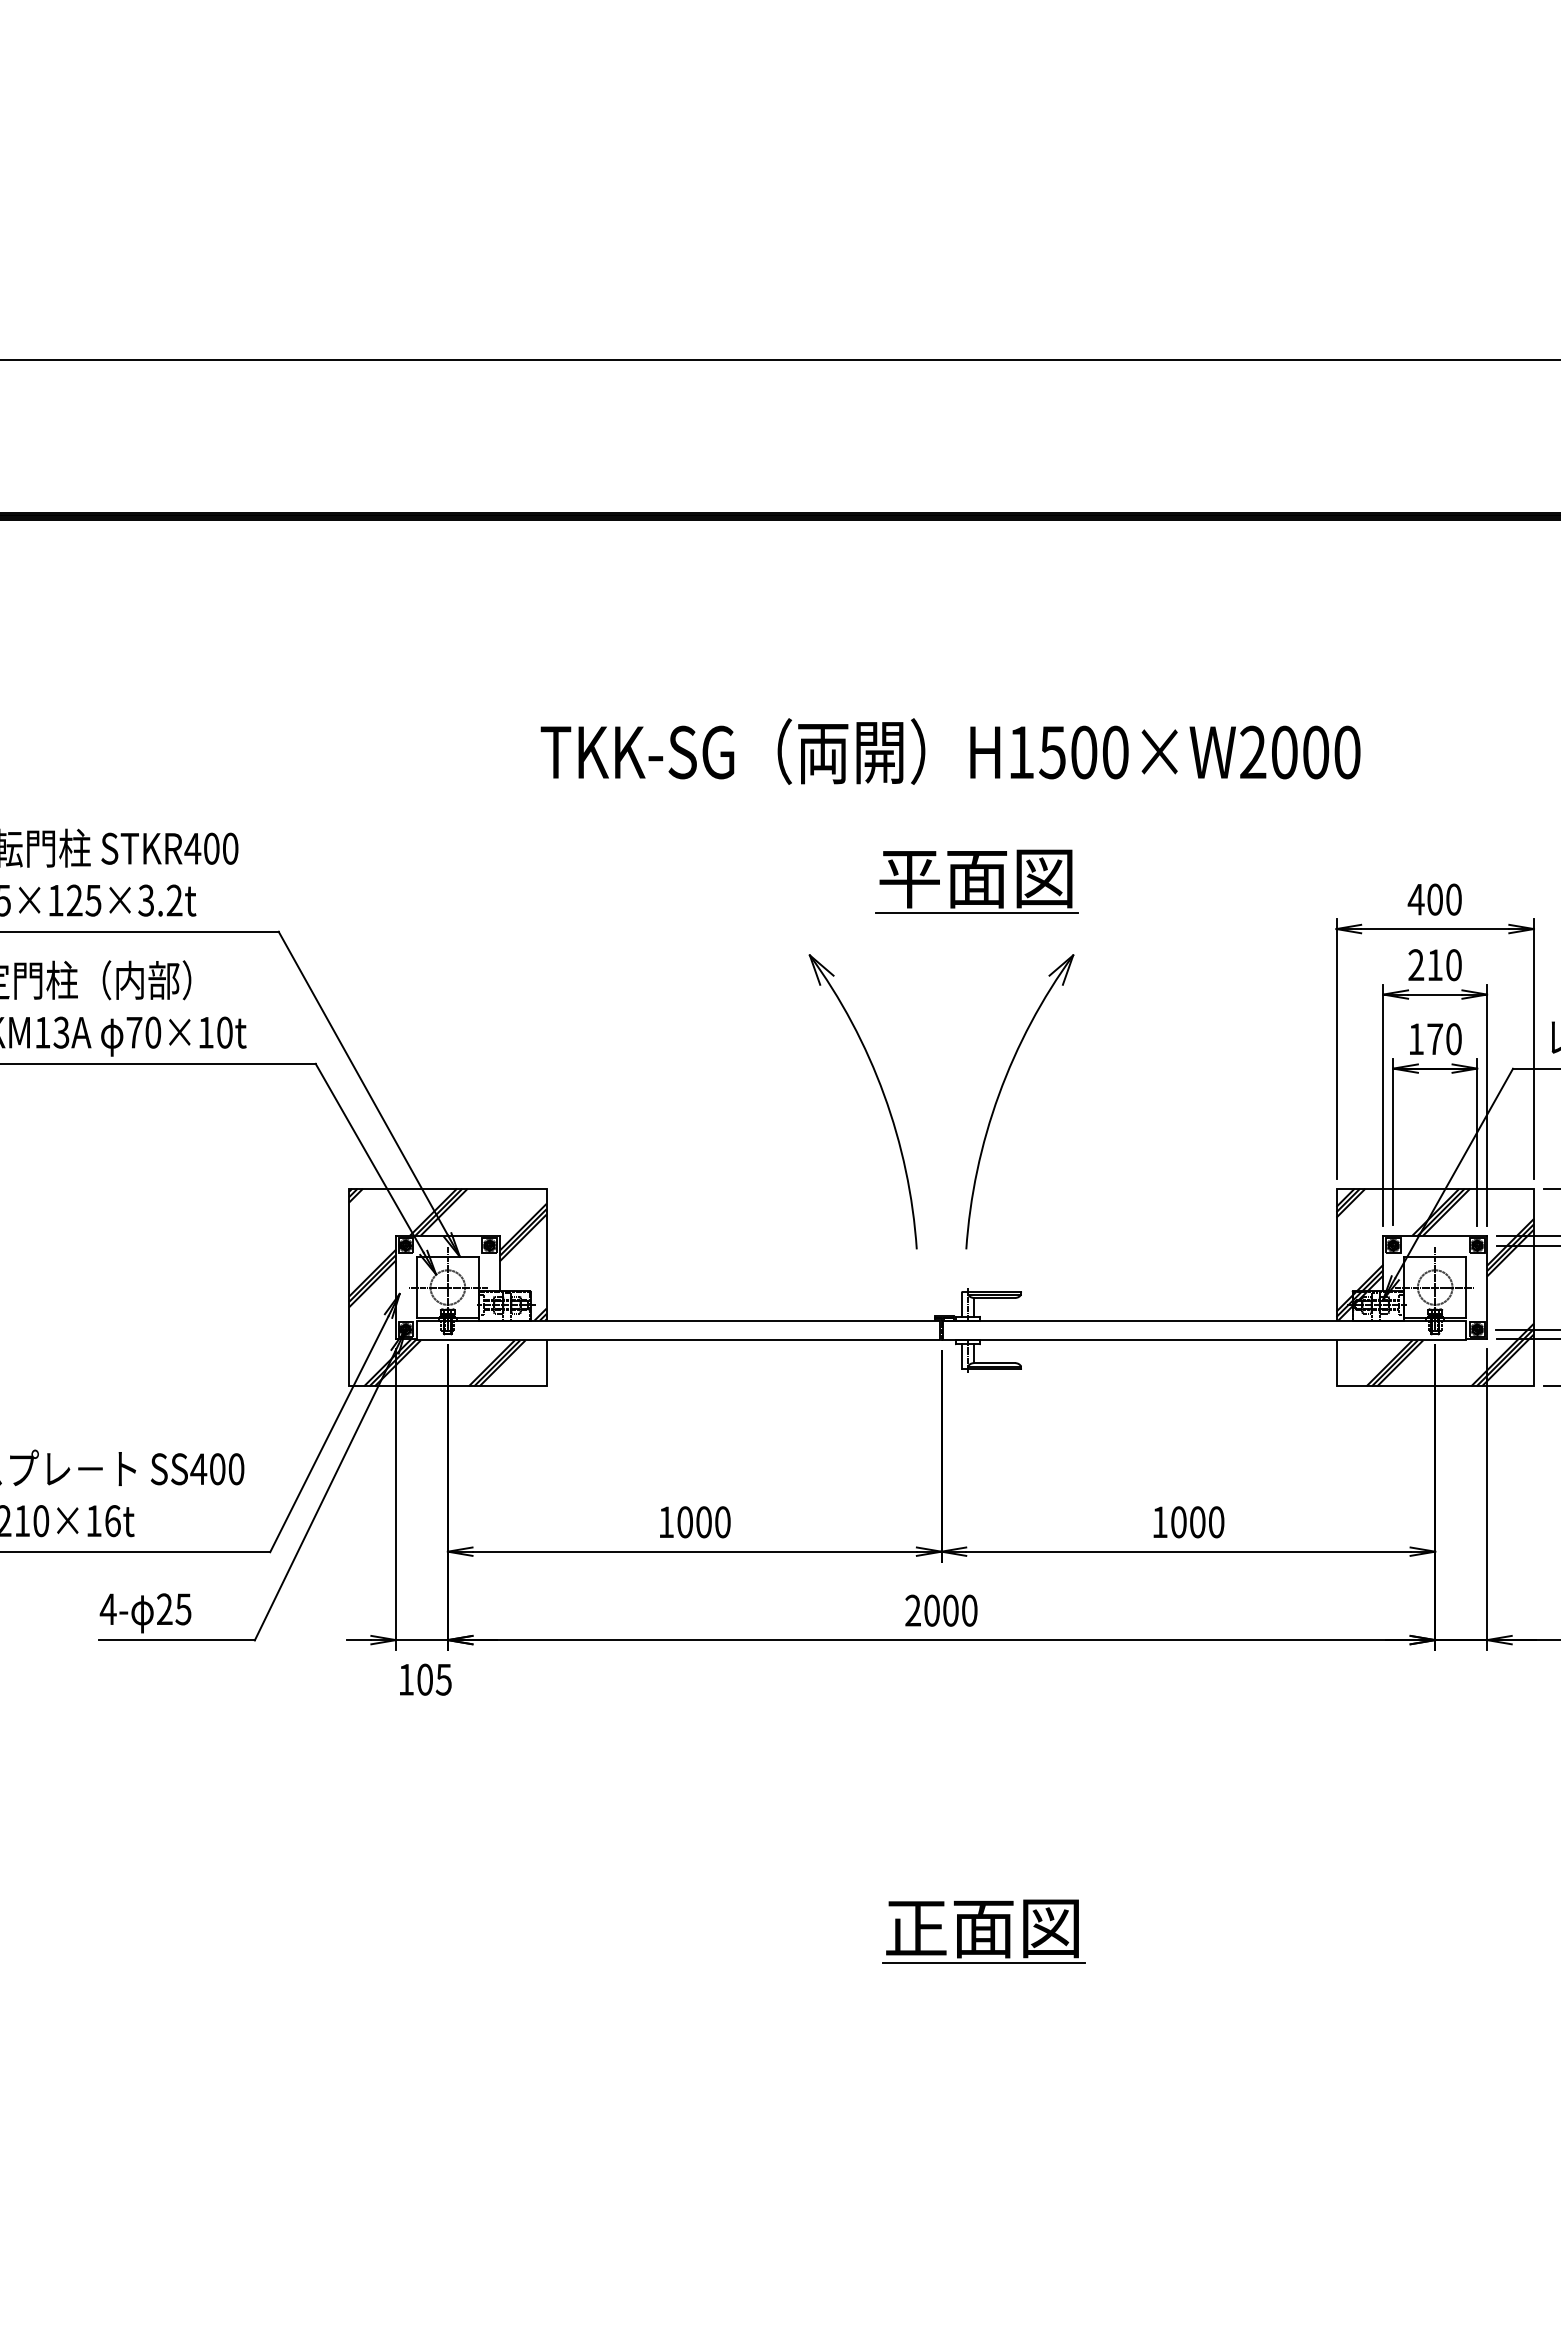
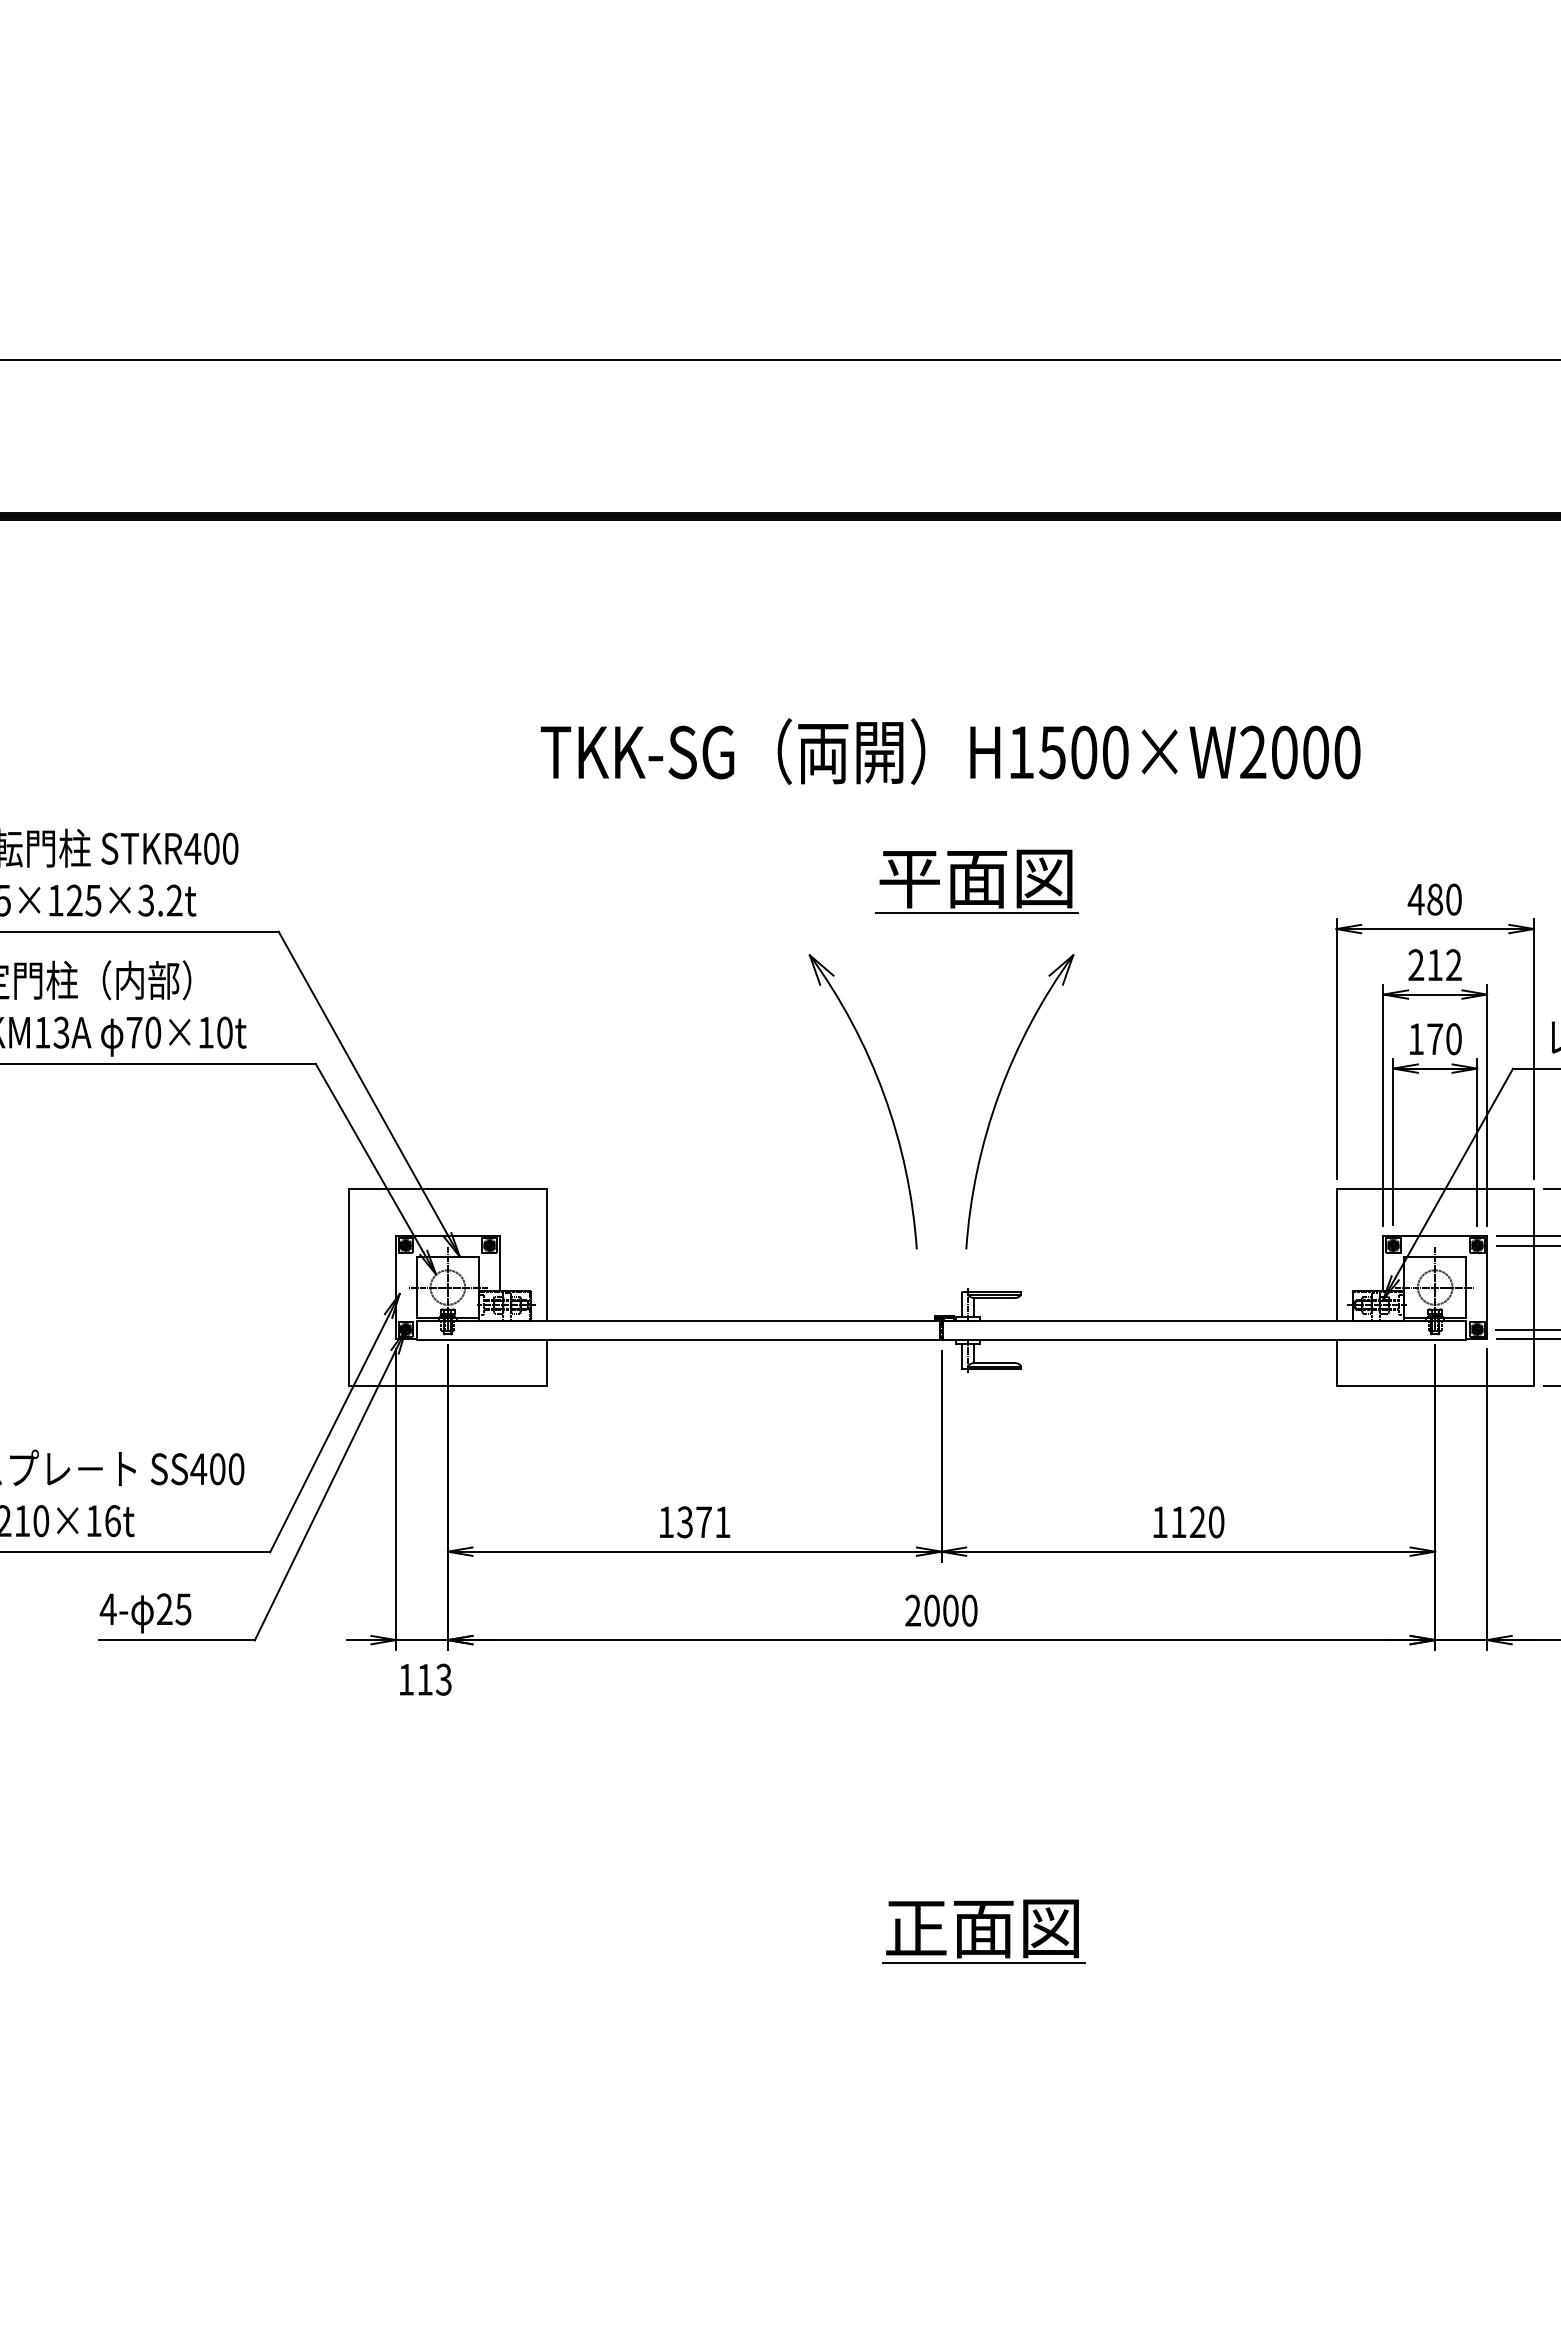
text: 400 -> 480 (1435, 899)
text: 210 -> 212 (1453, 965)
hatch: present -> none (447, 1287)
hatch: present -> none (1434, 1287)
text: 1000 -> 1371 (703, 1522)
text: 1000 -> 1120 (1188, 1522)
text: 105 -> 113 (434, 1679)
